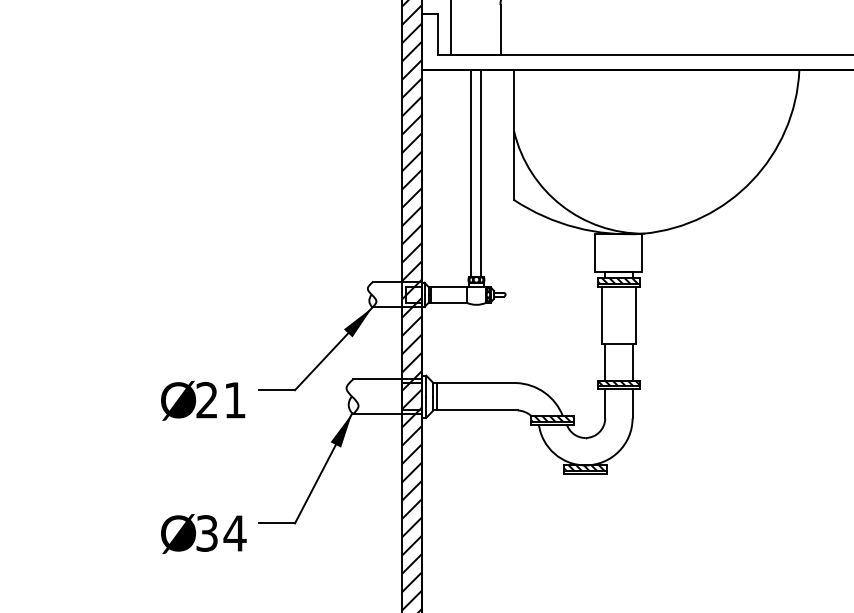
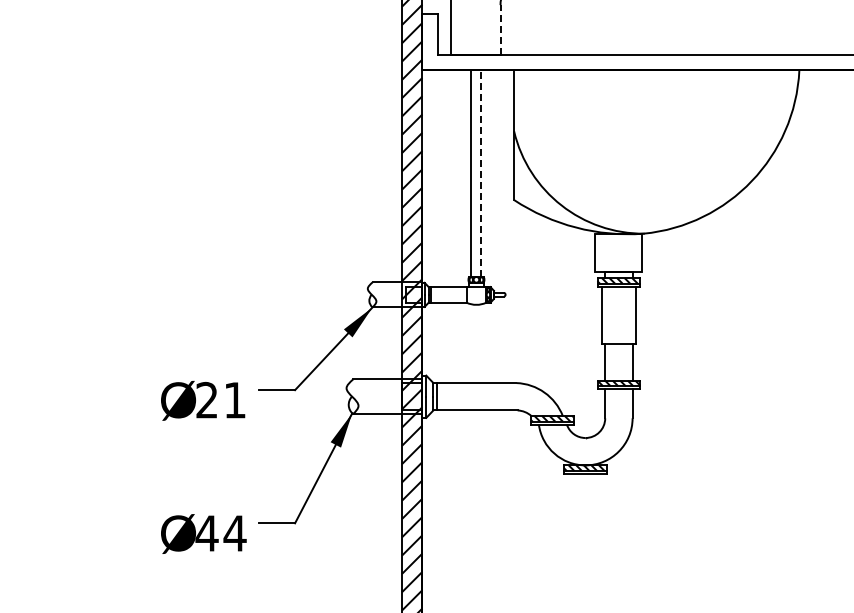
line: solid -> dashed (500, 30)
line: solid -> dashed (481, 172)
text: 34 -> 44 (206, 533)
